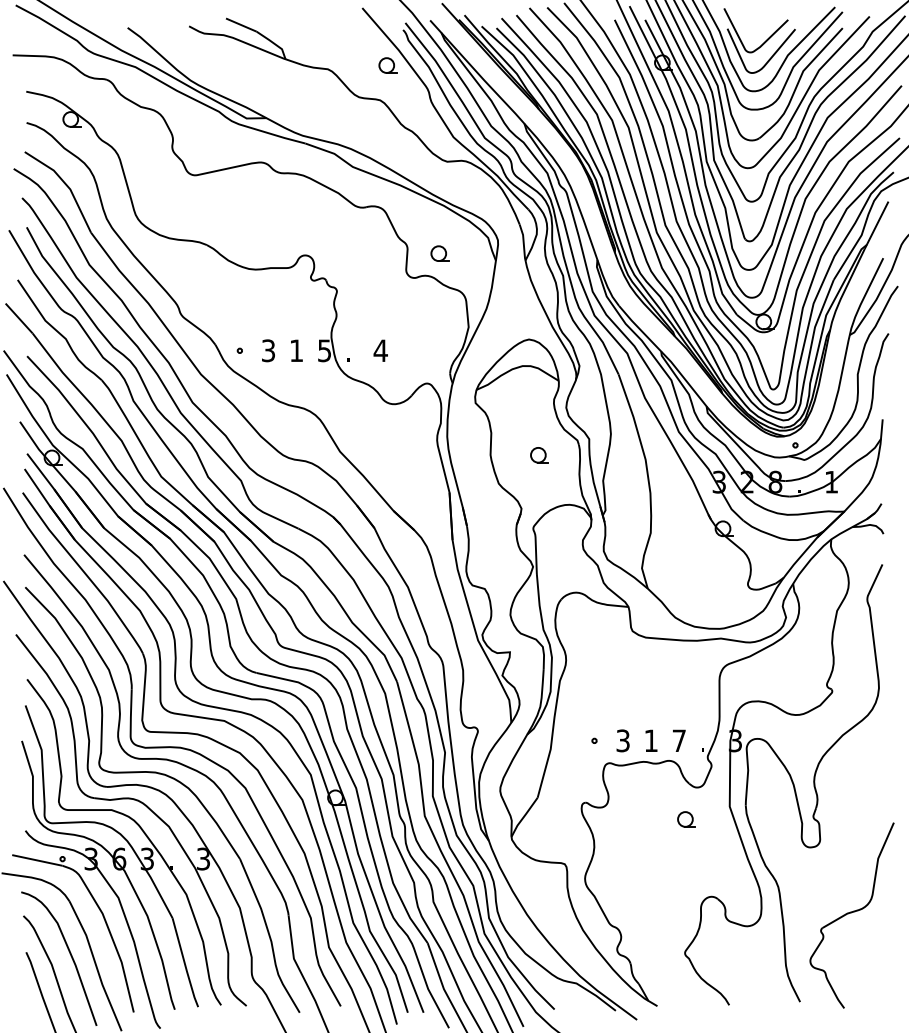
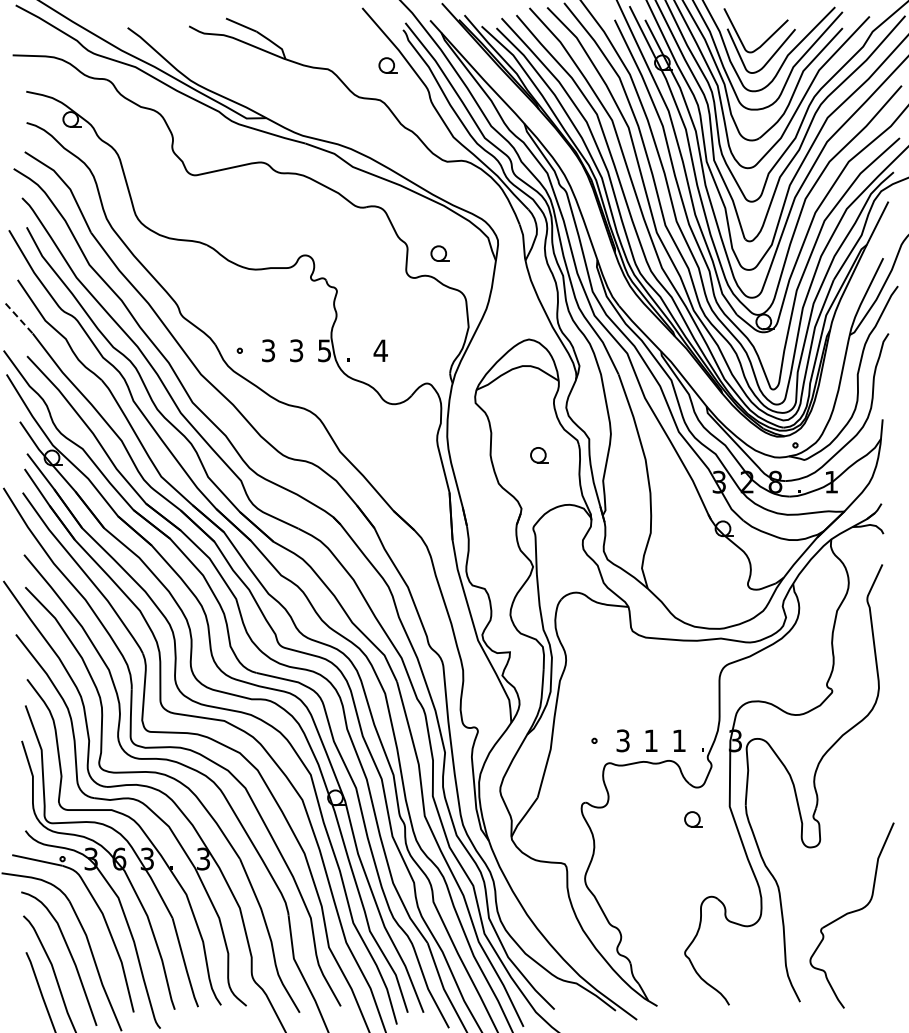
line: solid -> dashed (19, 318)
text: 1 -> 3 (296, 350)
text: 7 -> 1 (679, 740)
part position: (686, 819) -> (693, 819) (693, 819)
